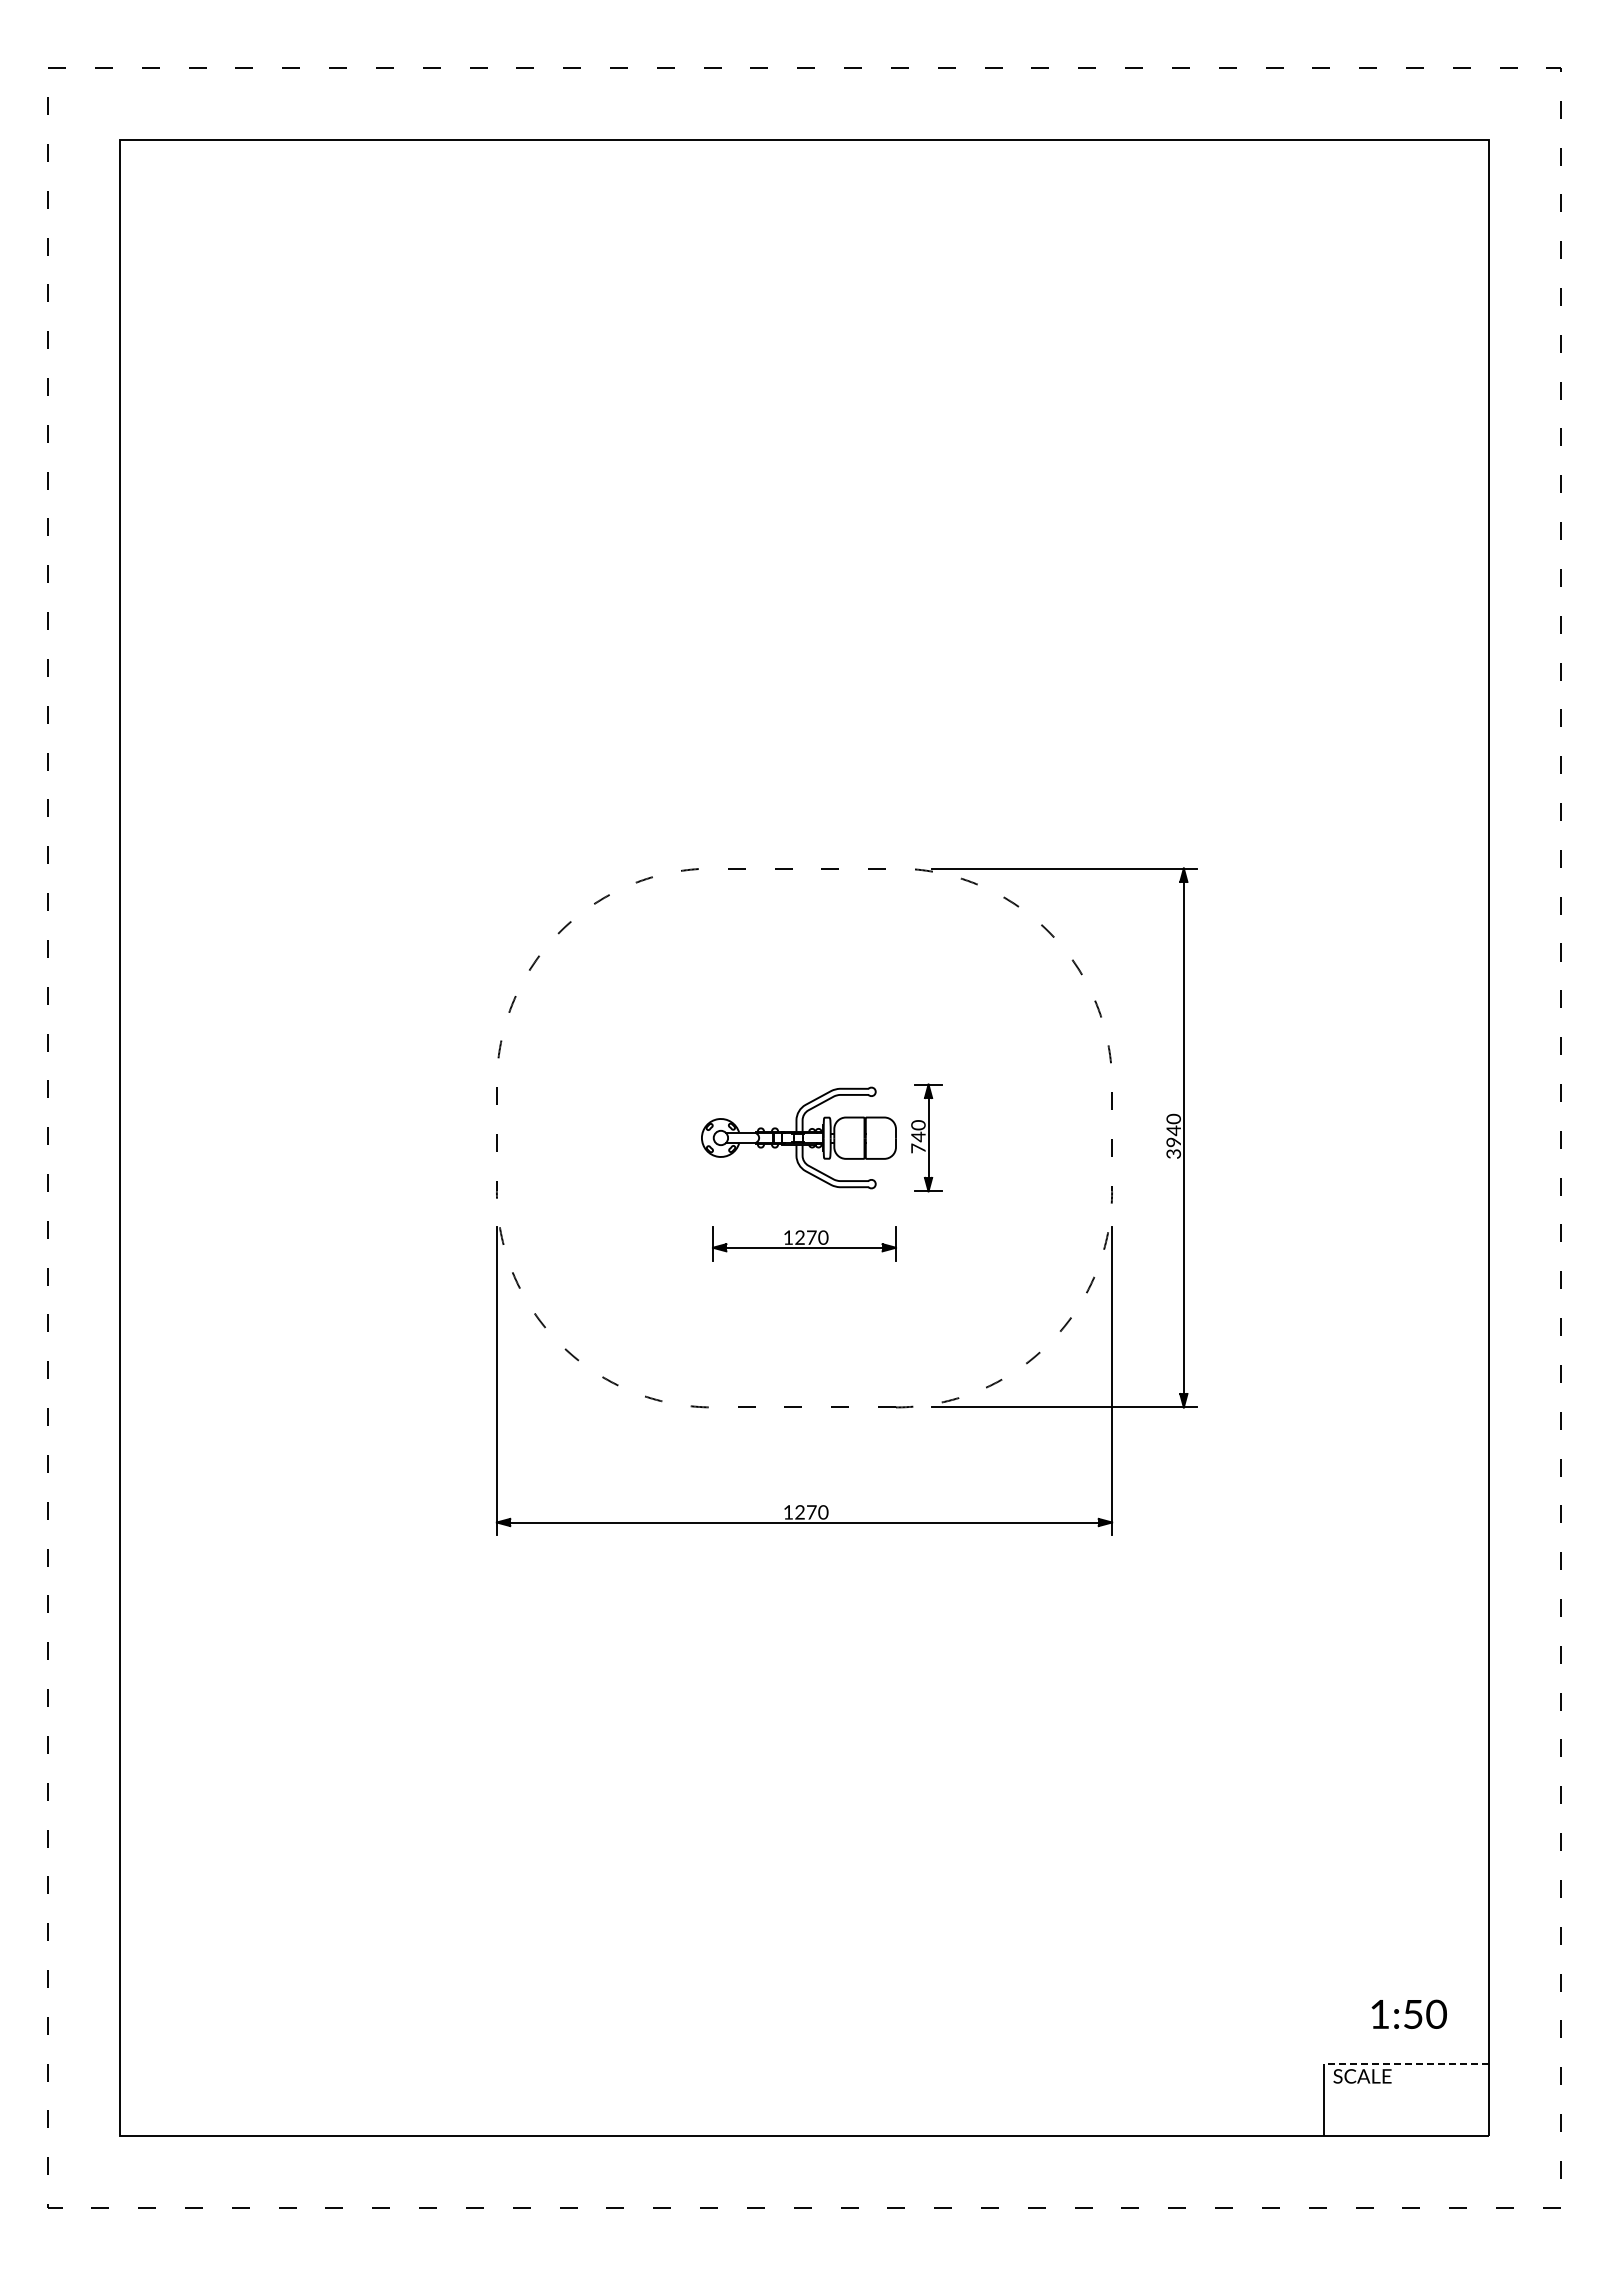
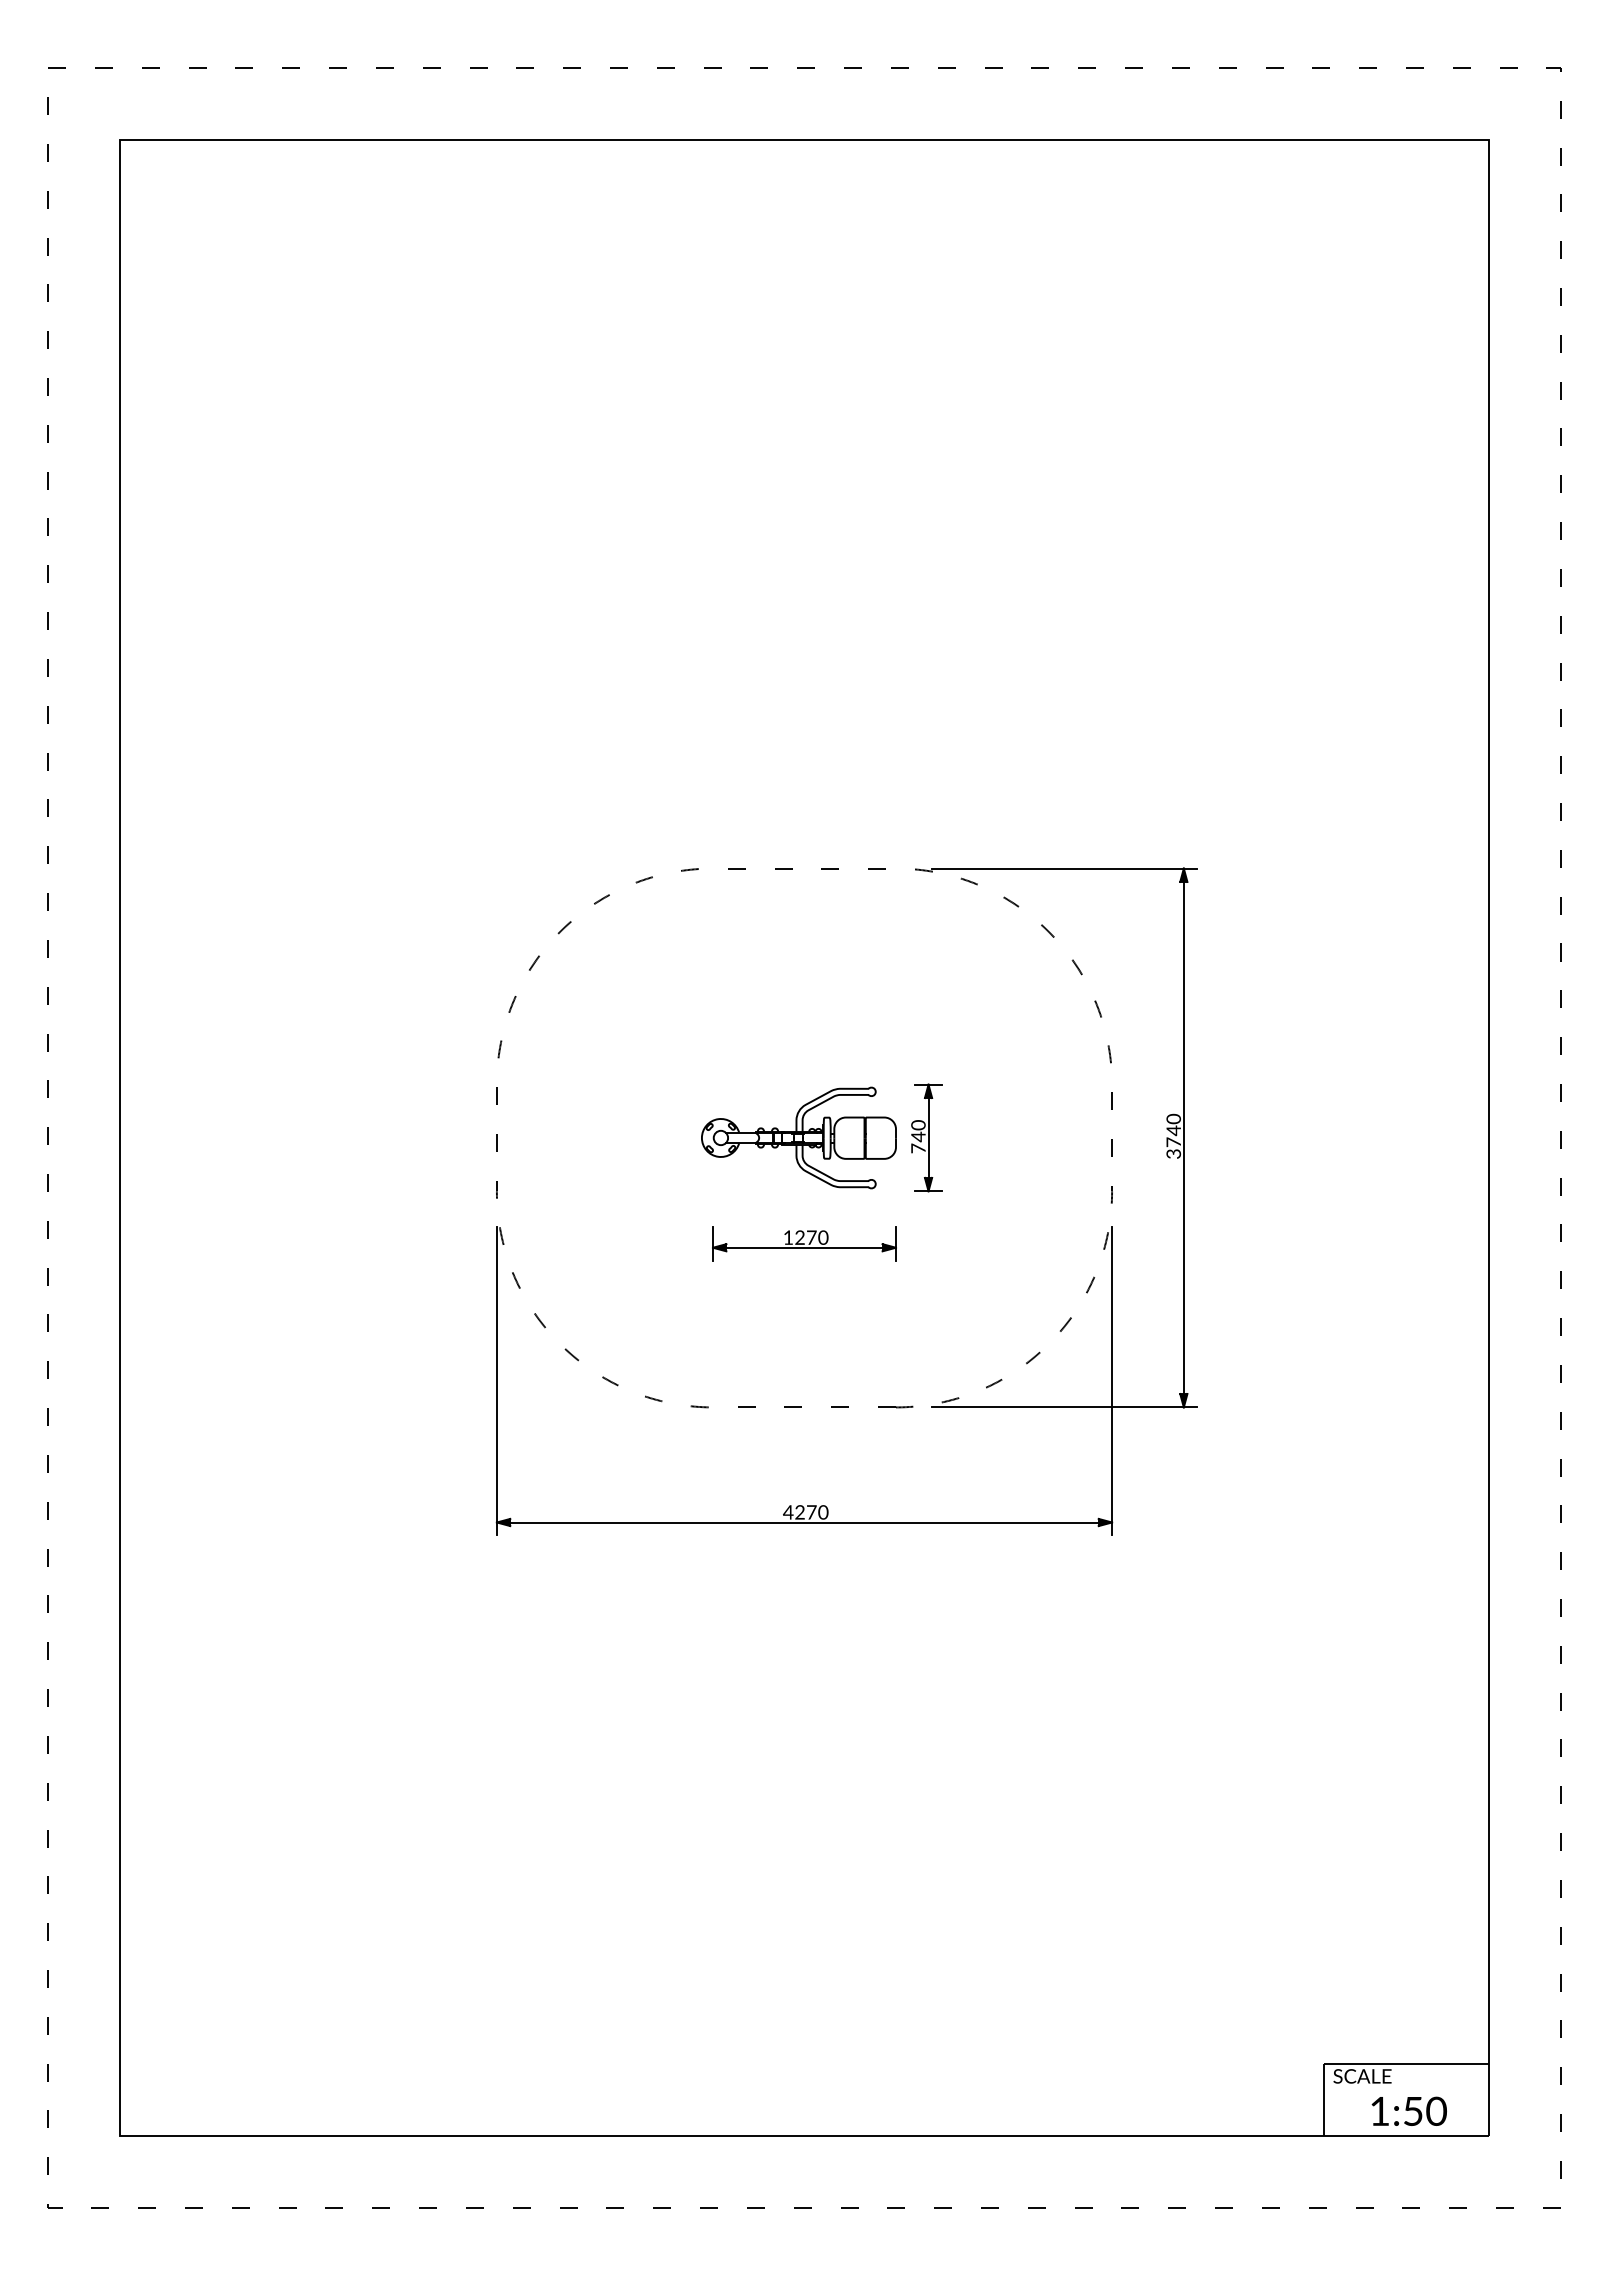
text: 3940 -> 3740 (1173, 1142)
text: 1270 -> 4270 (788, 1512)
text position: (1408, 2013) -> (1408, 2110) (1408, 2110)
line: dashed -> solid (1406, 2063)
